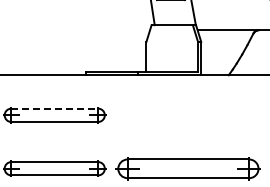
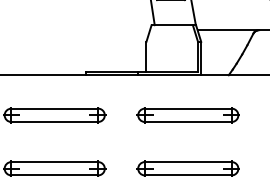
line: dashed -> solid (55, 108)
part: none -> present (187, 115)
part size: 146x24 px -> 104x17 px (187, 168)
